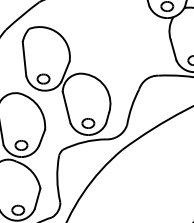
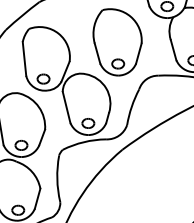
part: none -> present (117, 42)
